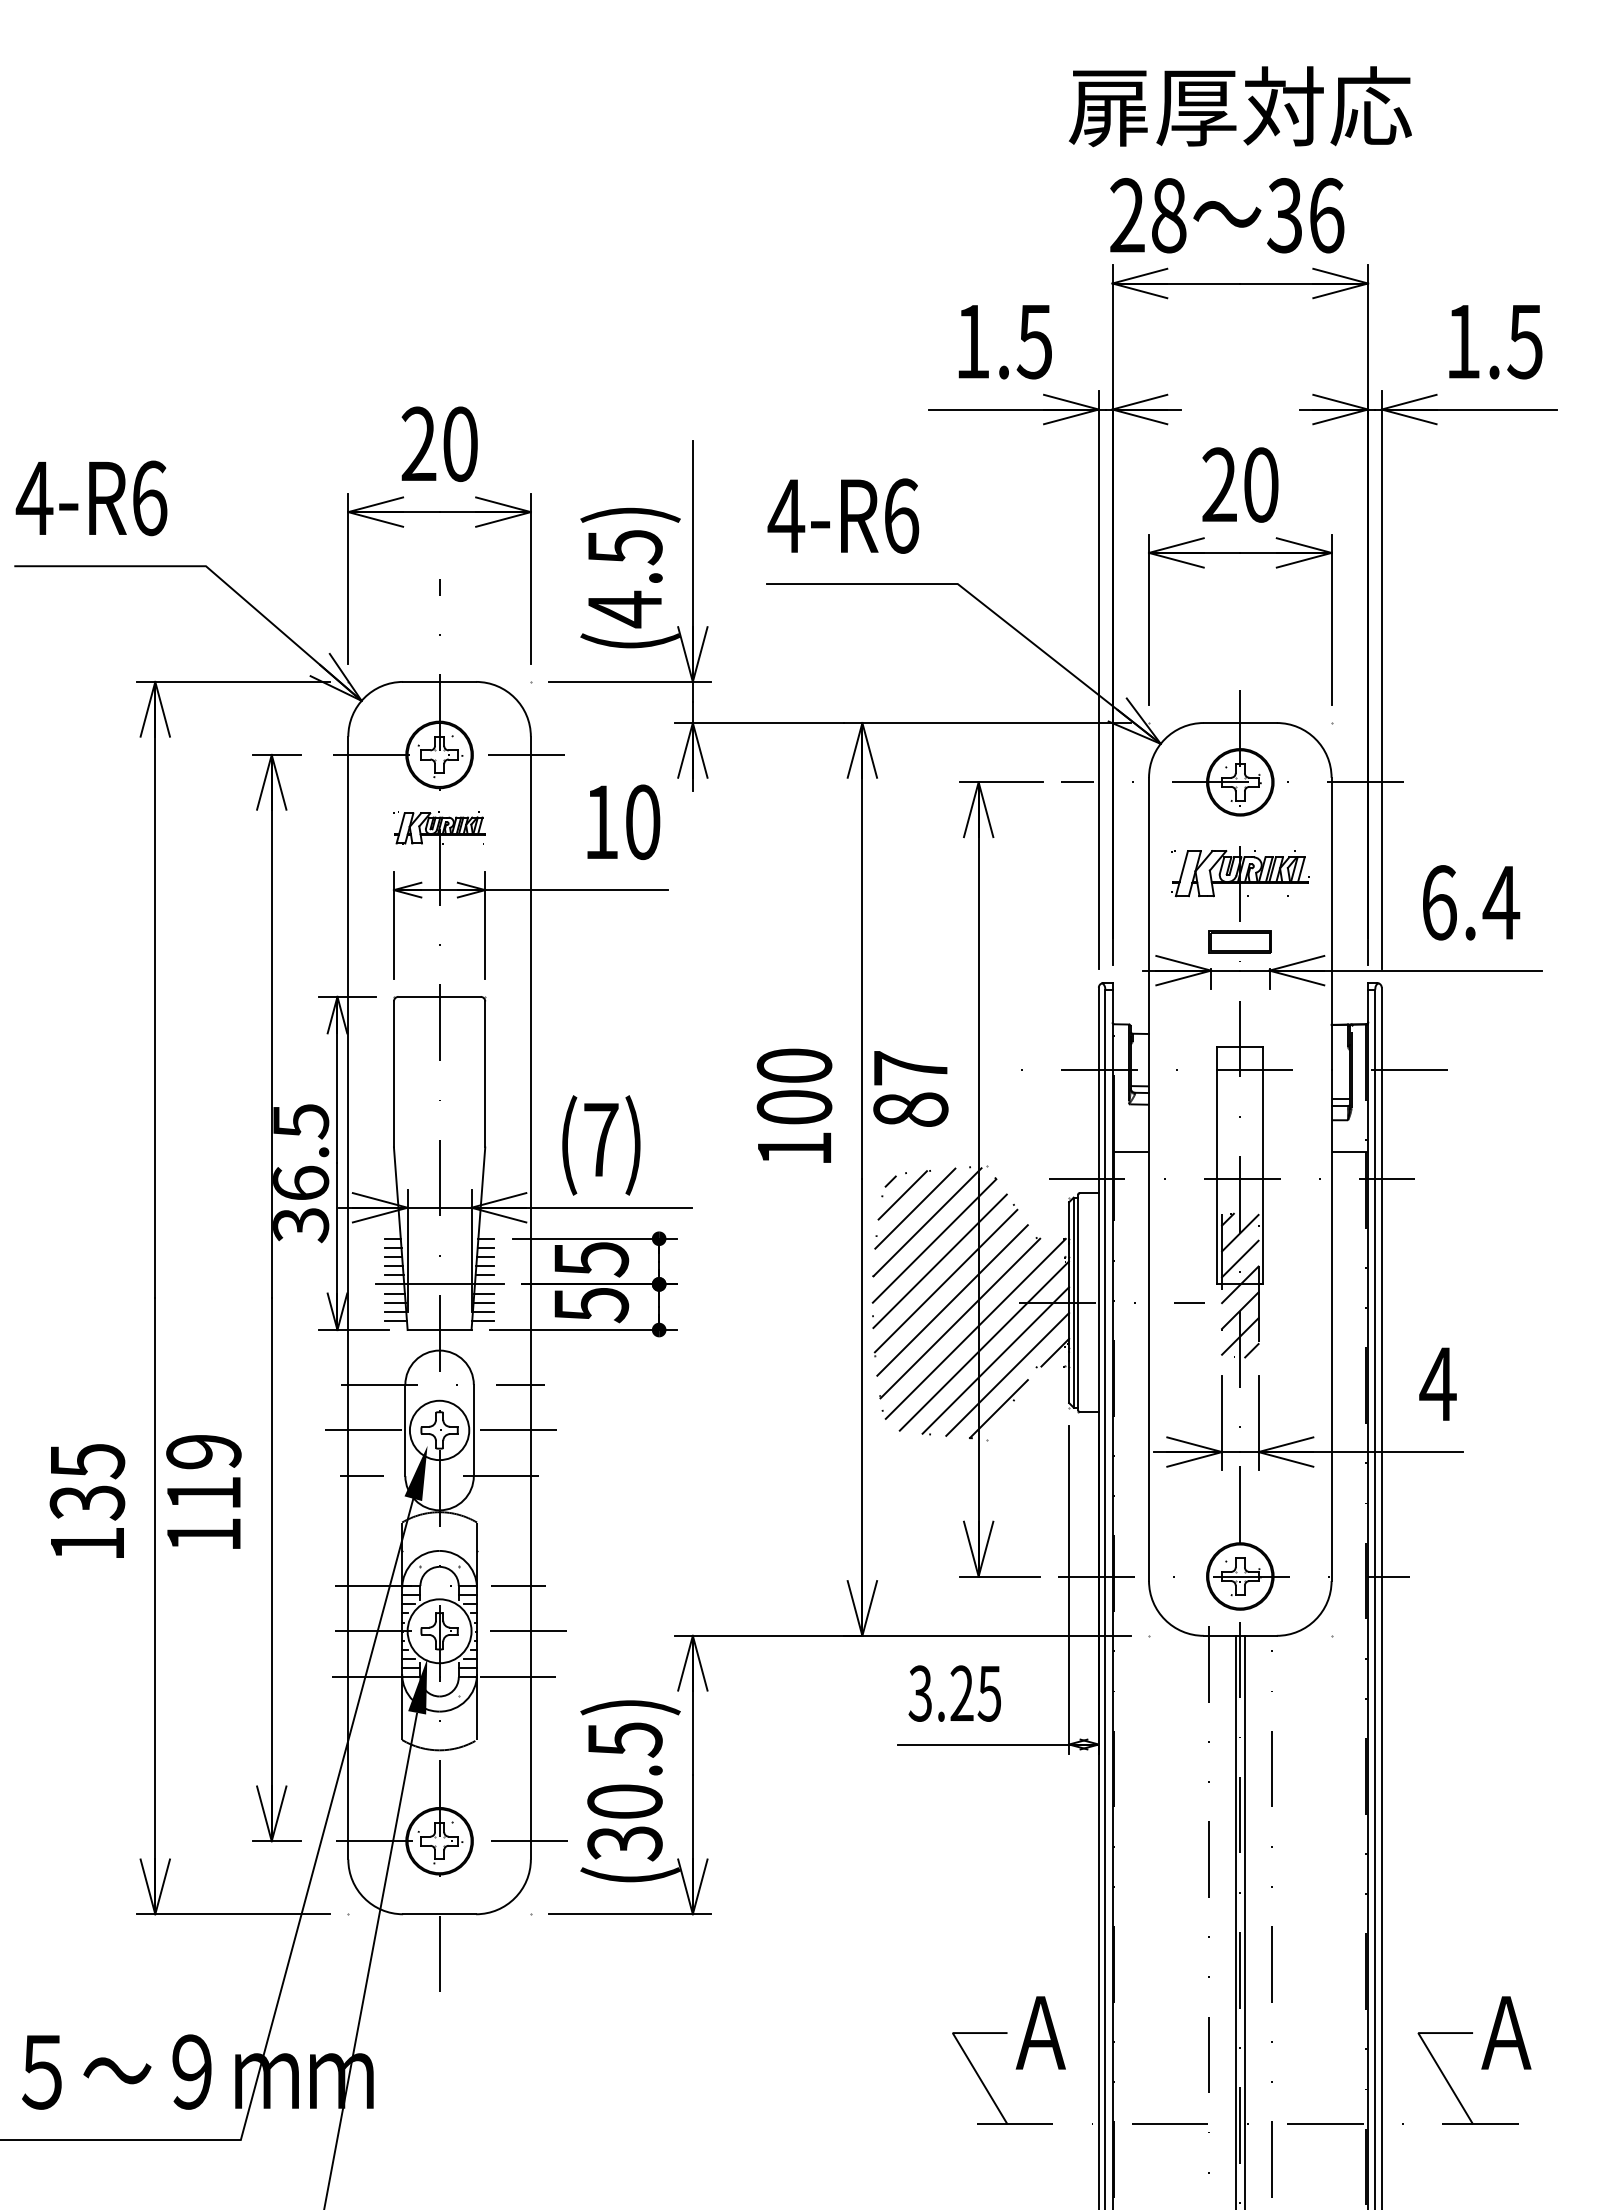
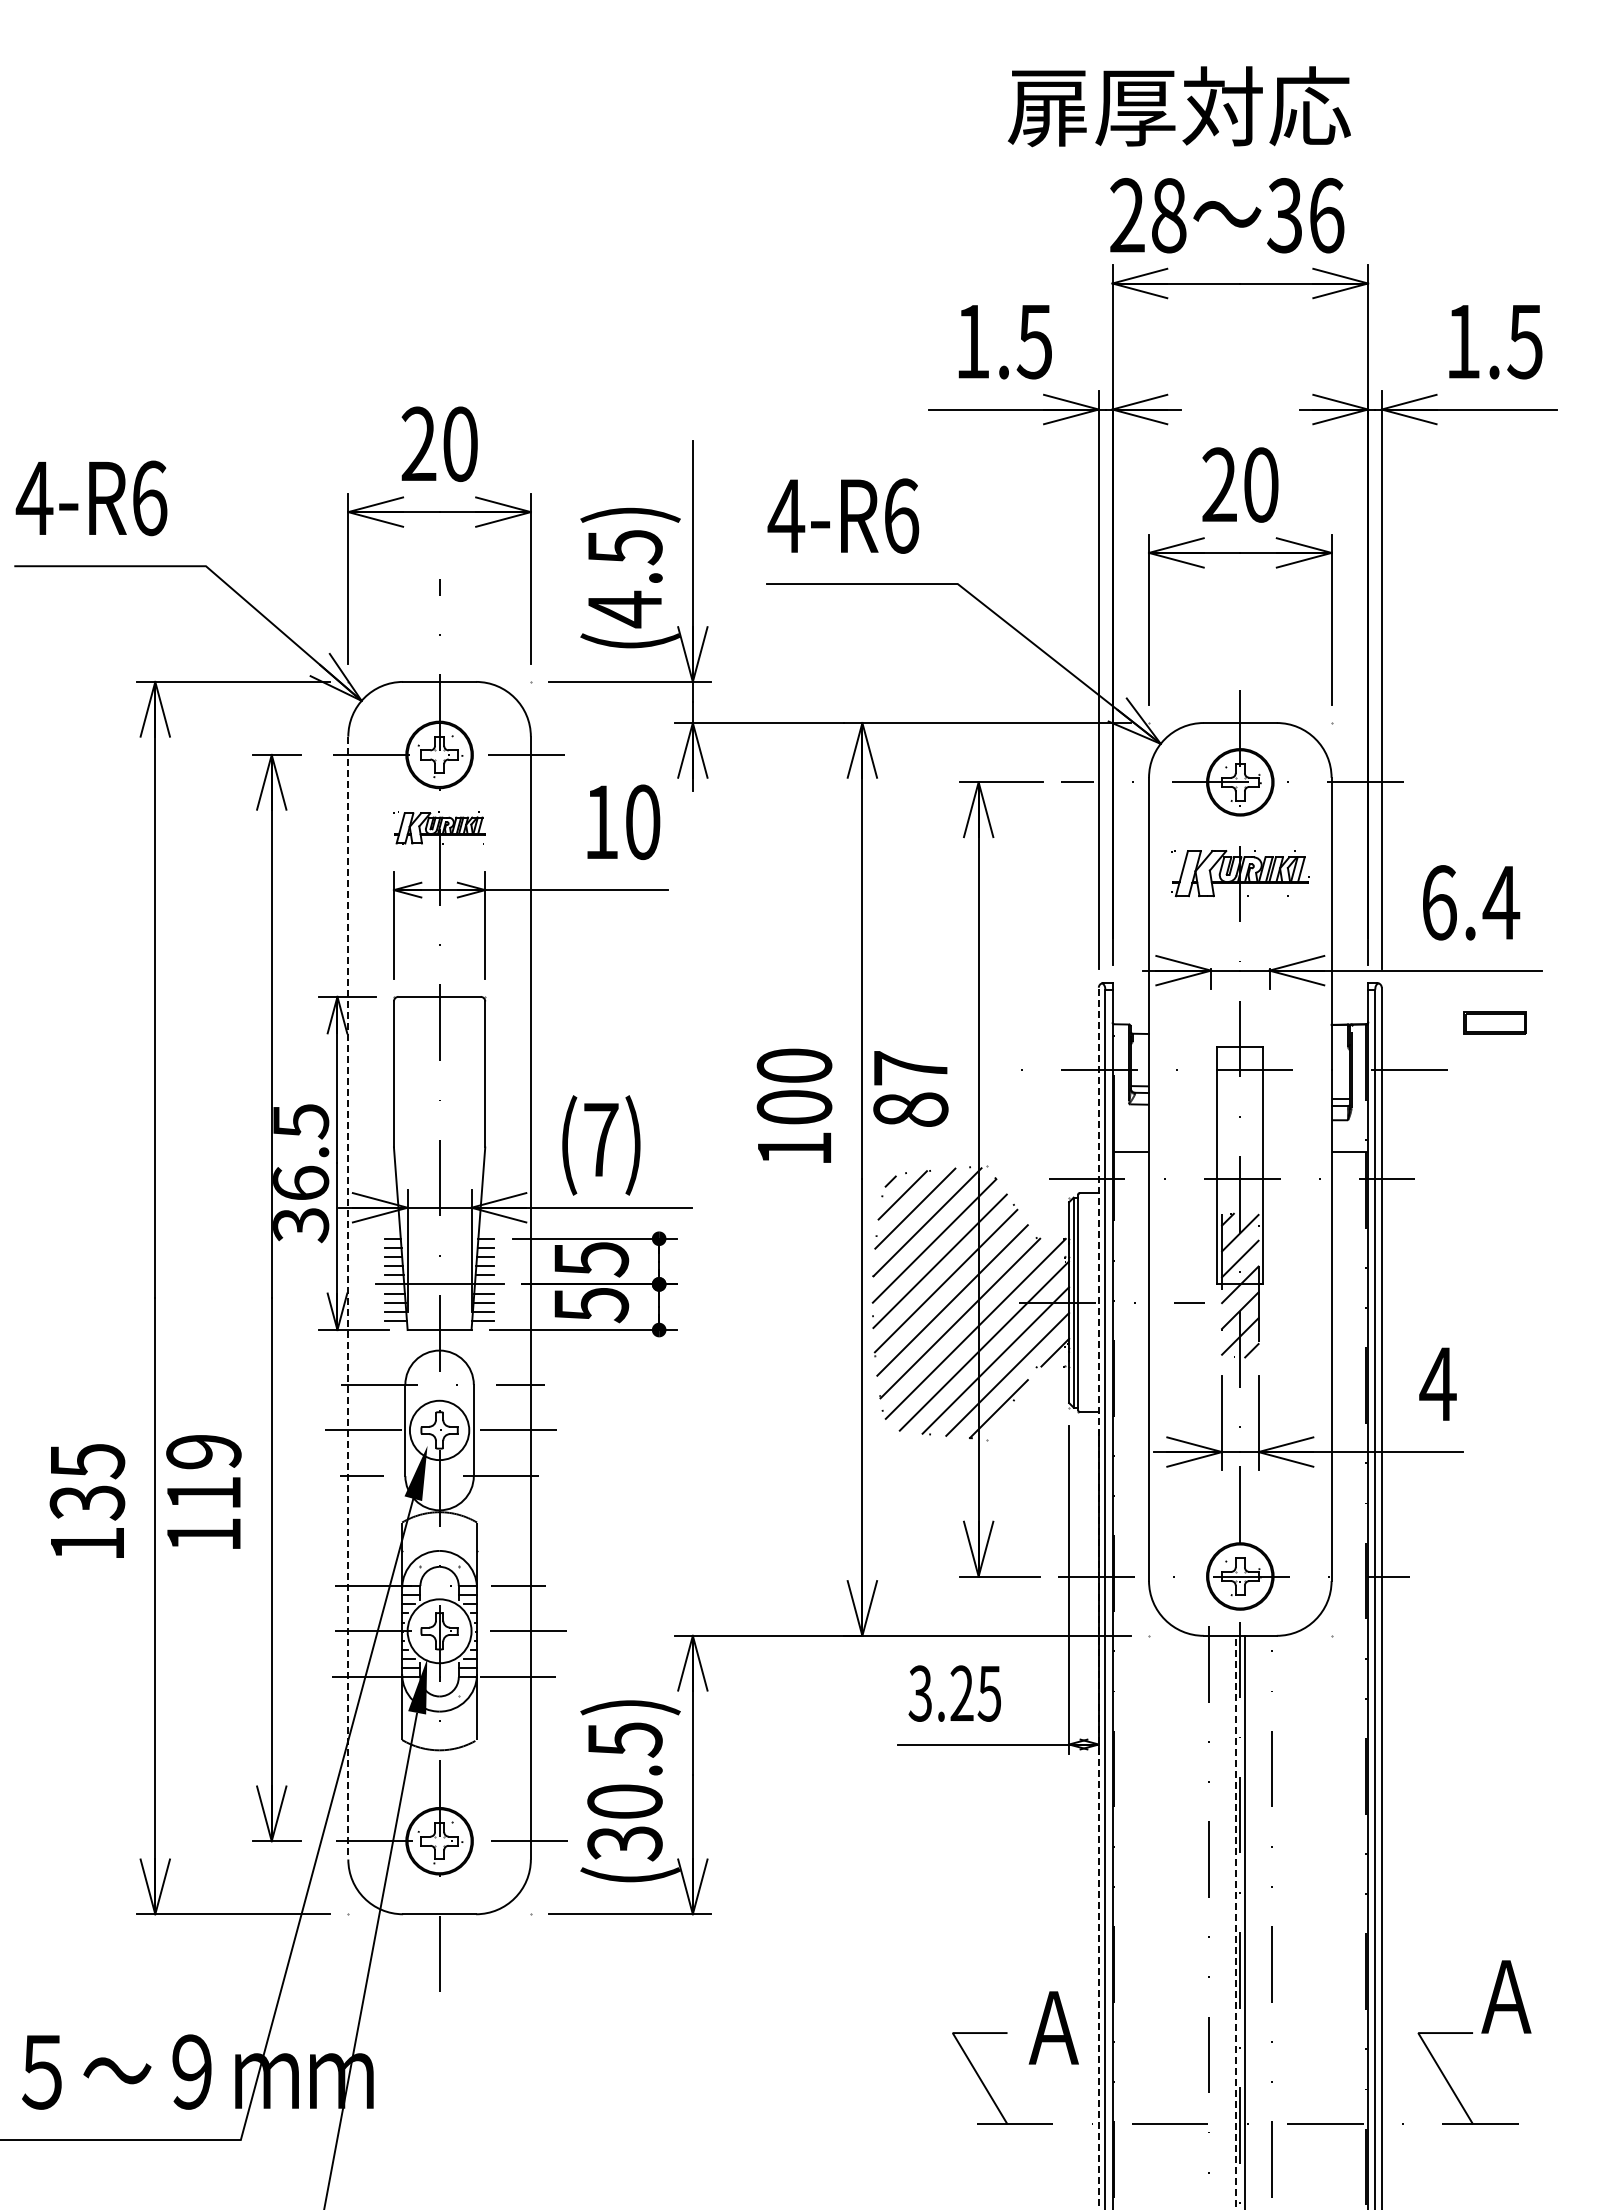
text position: (1239, 106) -> (1178, 106) (1178, 106)
part position: (1239, 941) -> (1494, 1022) (1494, 1022)
line: solid -> dashed (348, 1298)
line: solid -> dashed (1098, 1598)
line: solid -> dashed (1235, 1922)
text position: (1040, 2032) -> (1053, 2027) (1053, 2027)
text position: (1506, 2032) -> (1506, 1996) (1506, 1996)
